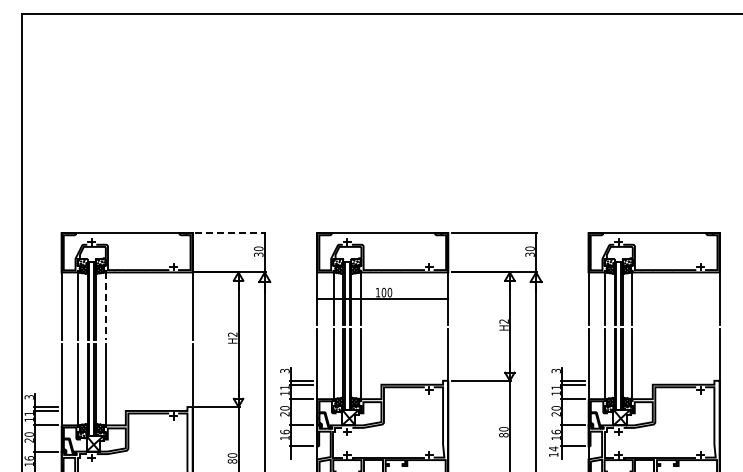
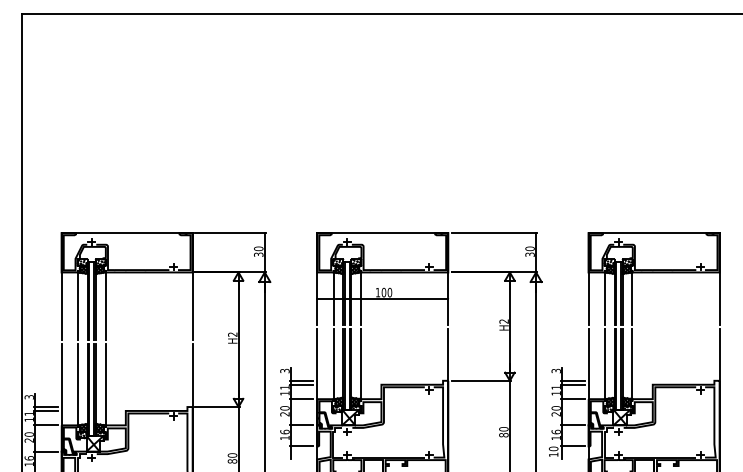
line: dashed -> solid (231, 233)
line: dashed -> solid (105, 305)
text: 14 -> 10 (553, 448)
